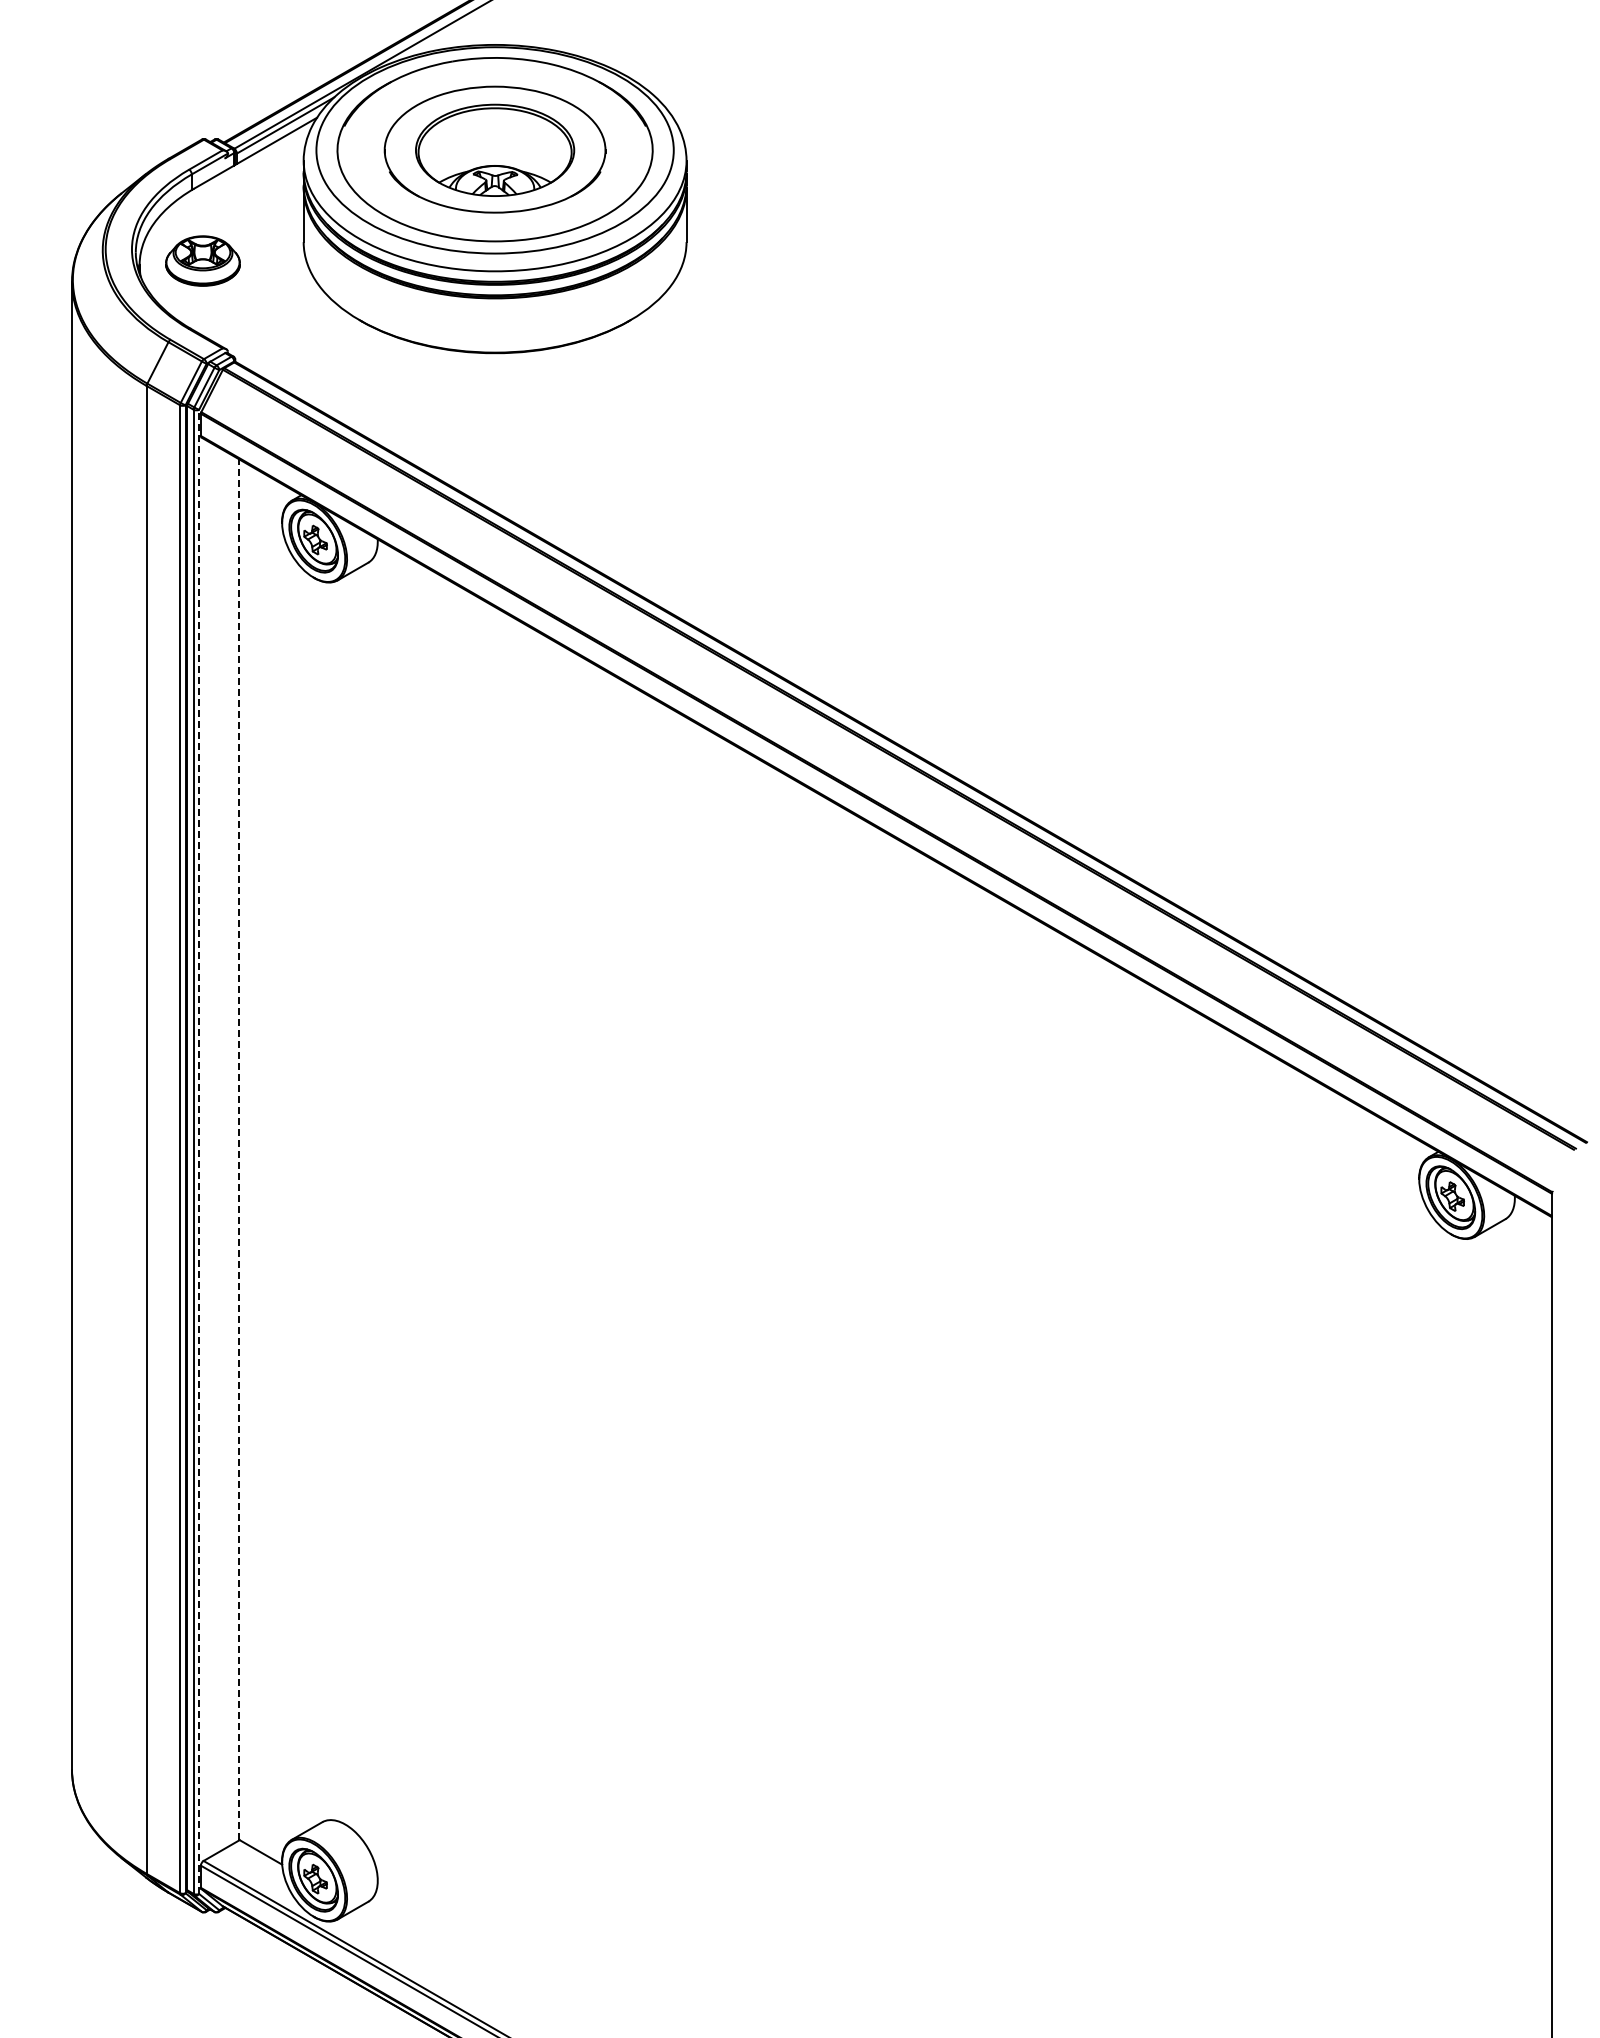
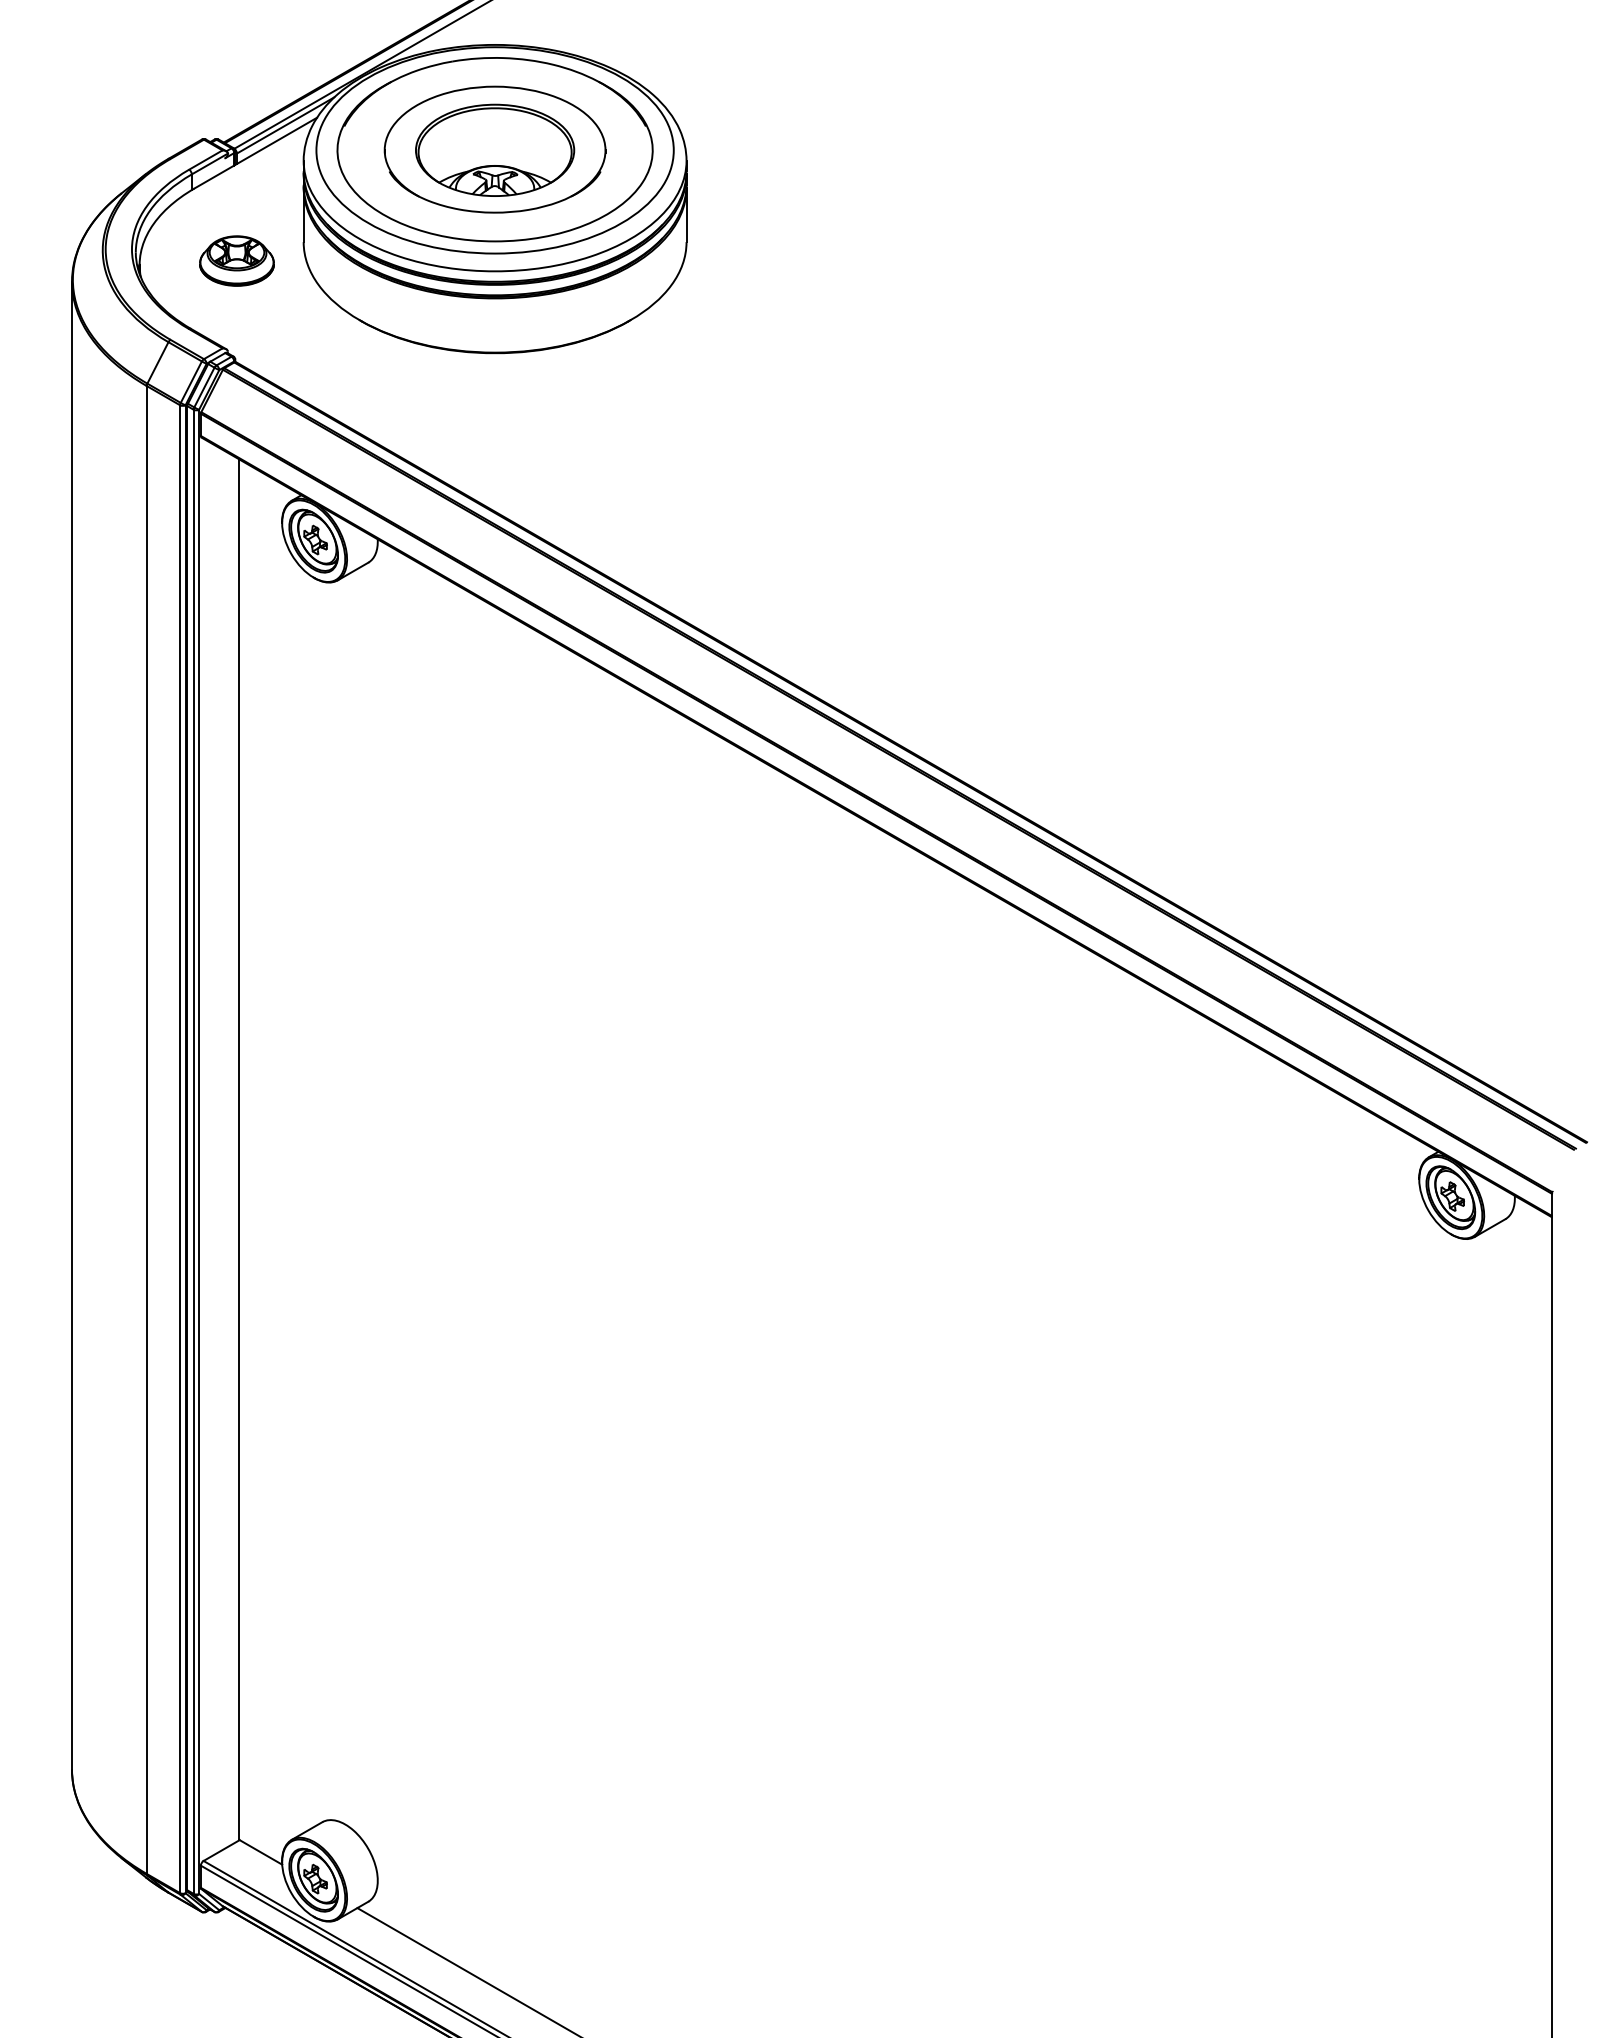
part position: (202, 260) -> (236, 260) (236, 260)
line: dashed -> solid (239, 1149)
line: dashed -> solid (199, 1151)
line: none -> present (466, 1971)
